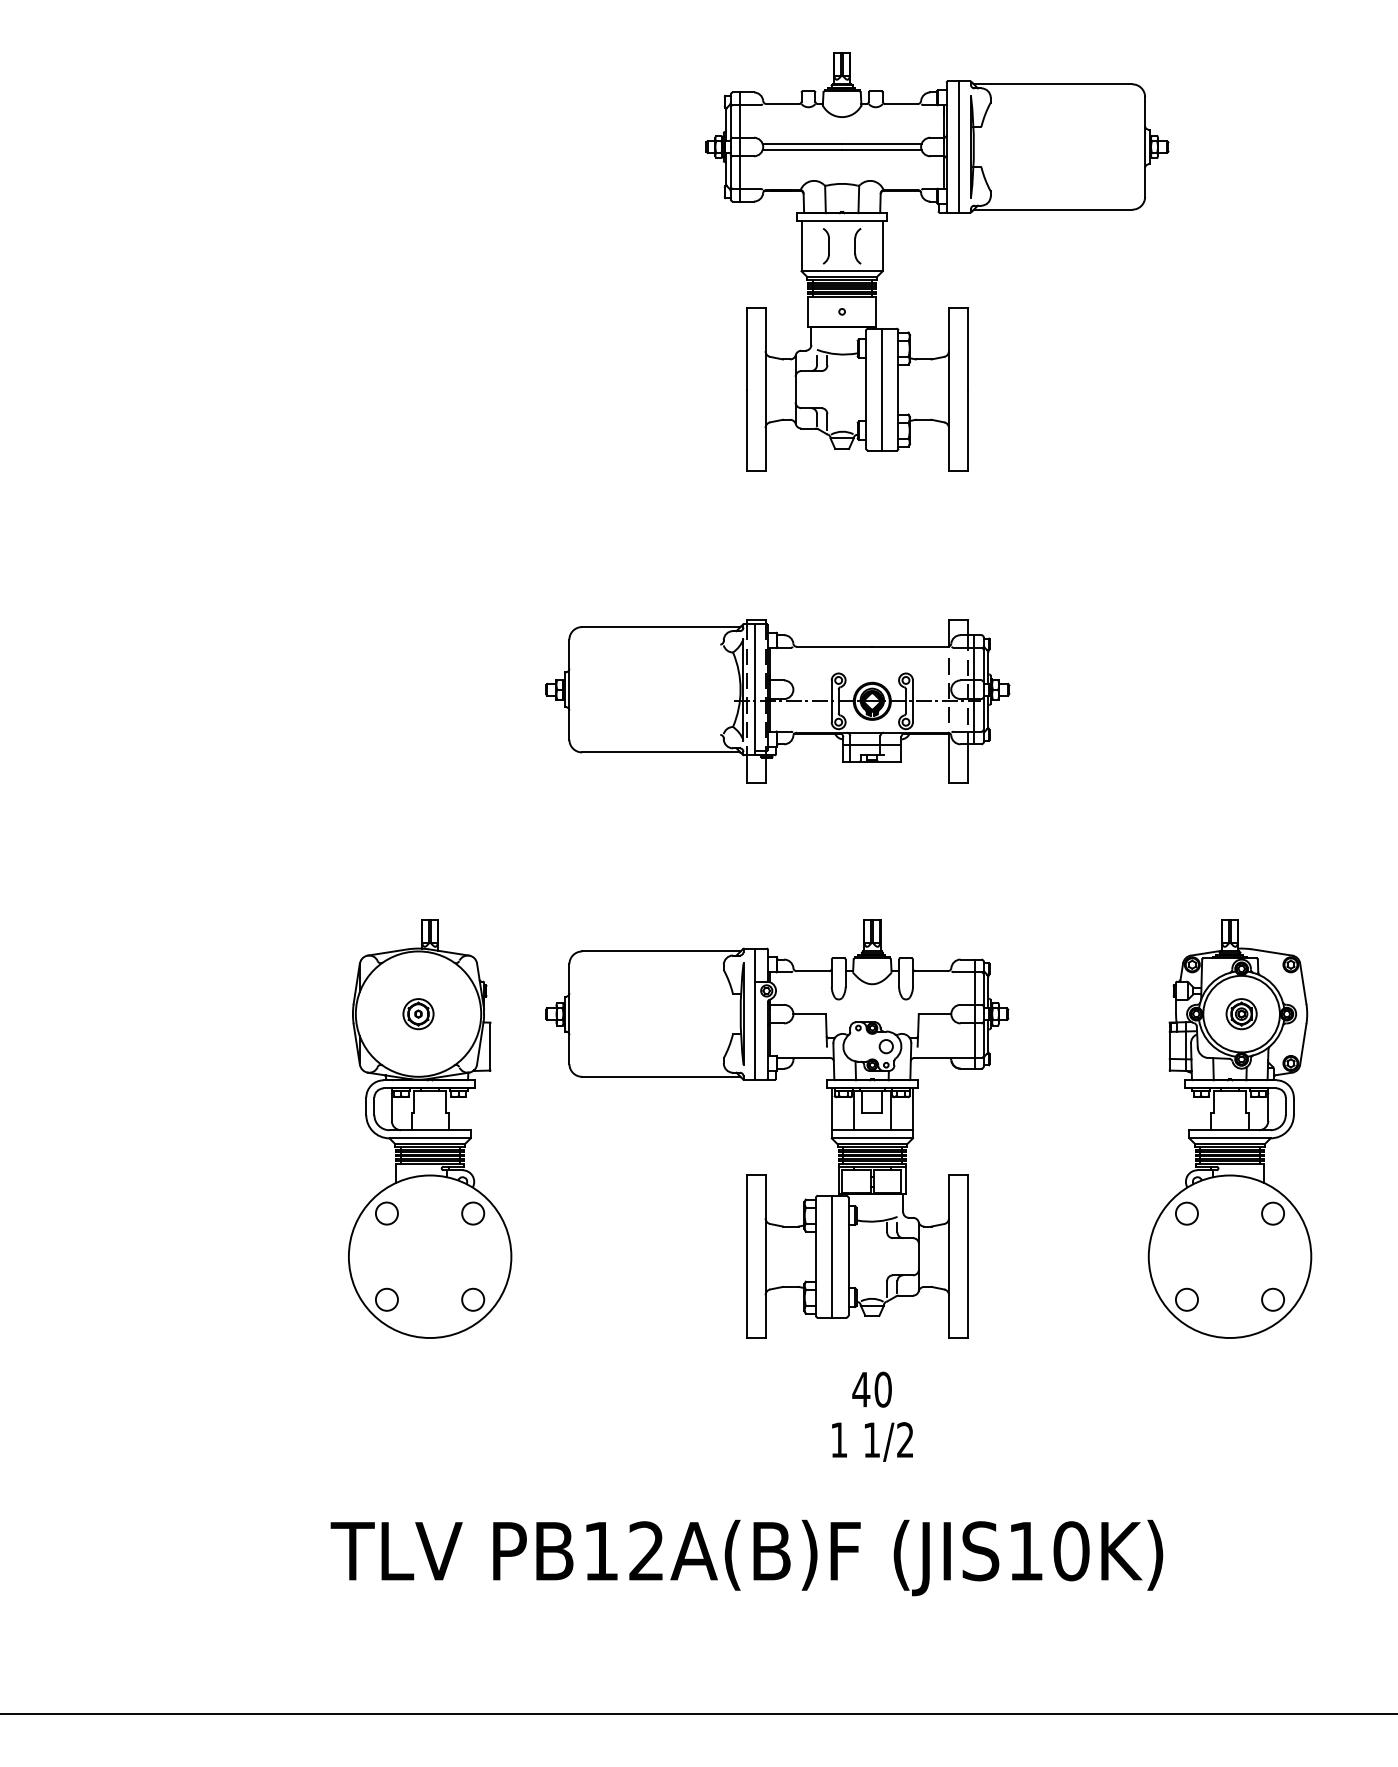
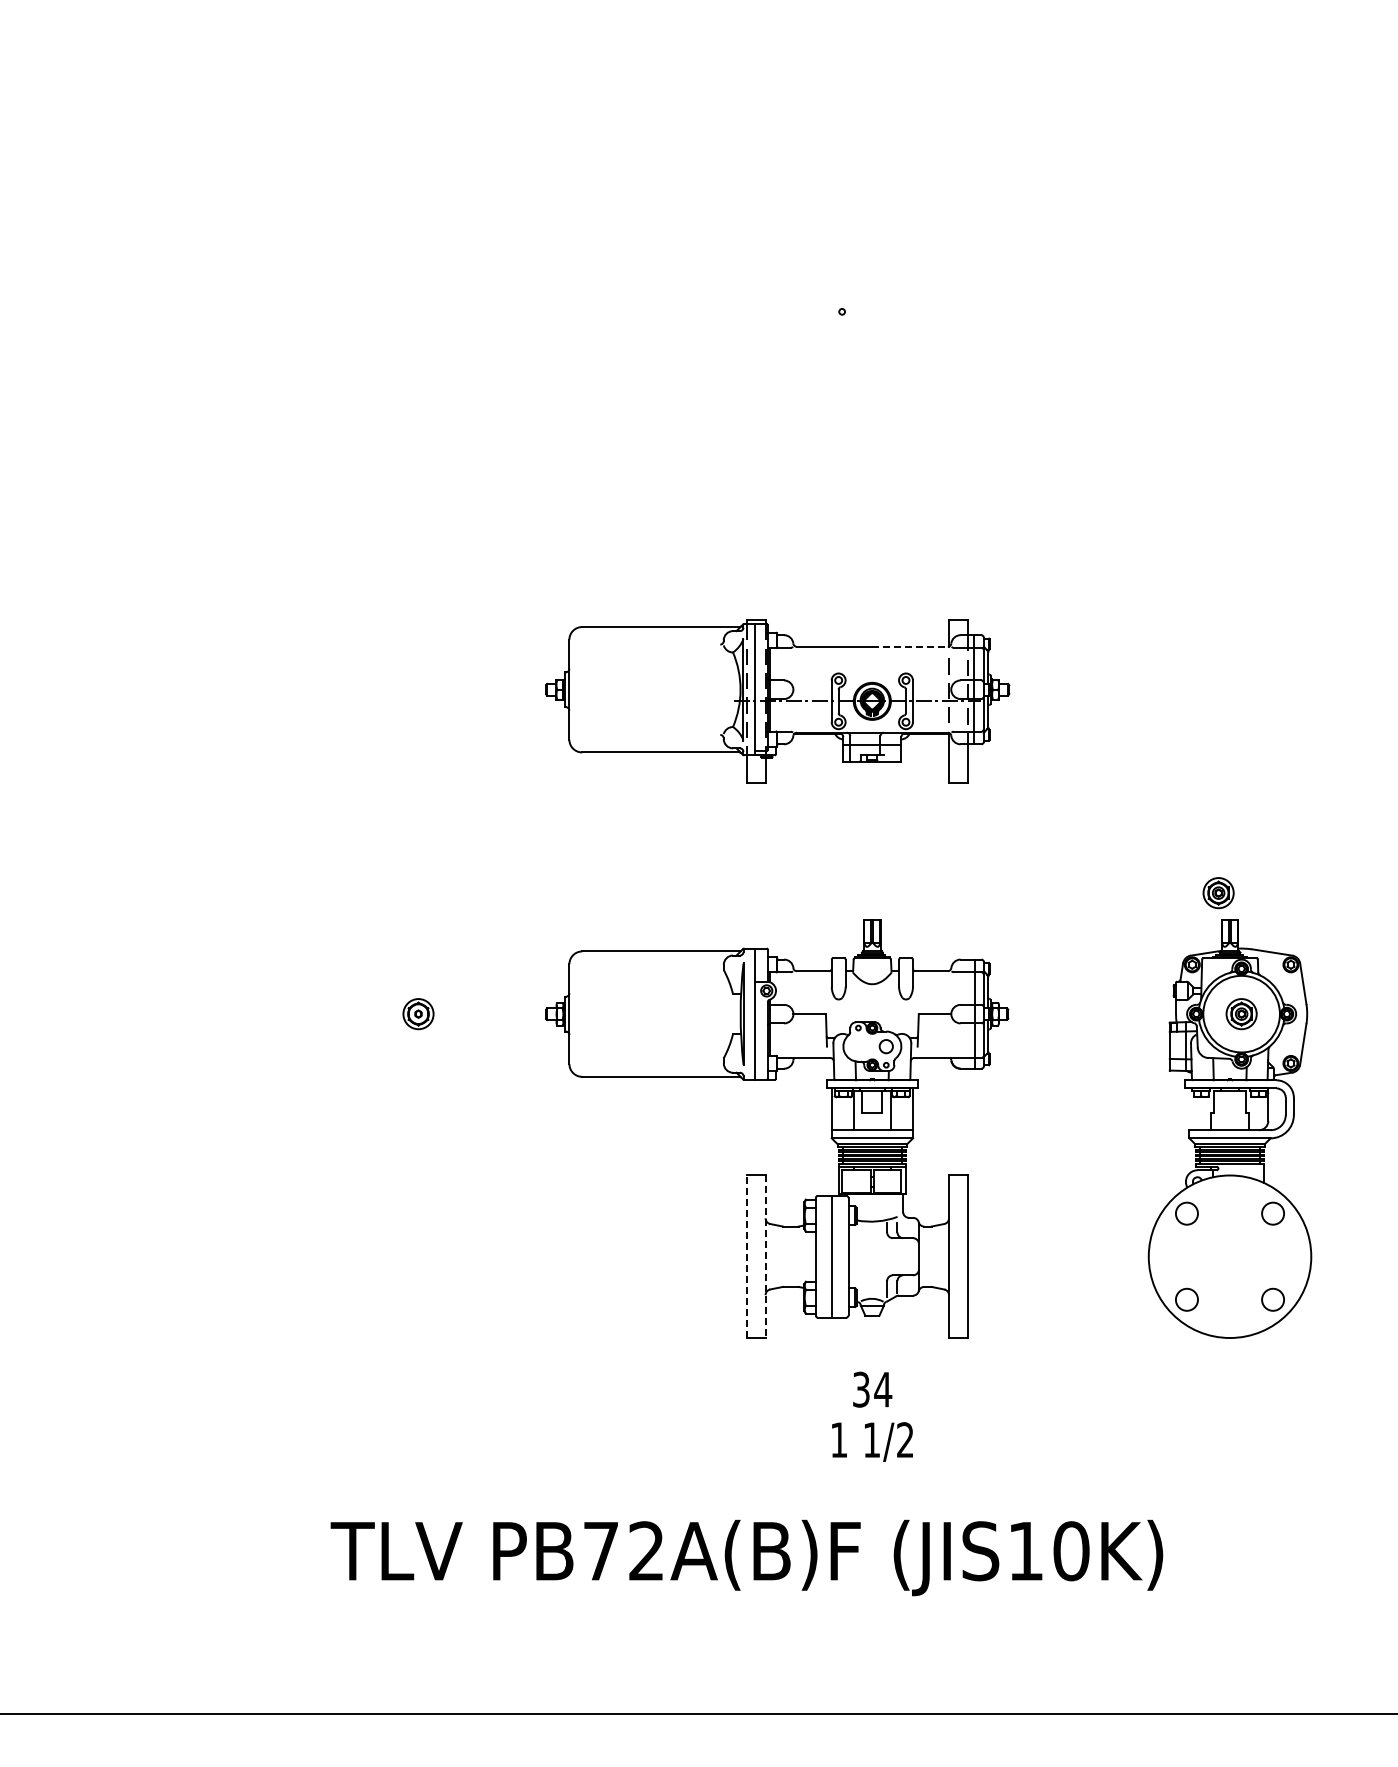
part: present -> none (948, 307)
line: solid -> dashed (910, 646)
part: none -> present (1218, 893)
part: present -> none (430, 1128)
line: solid -> dashed (747, 1256)
line: solid -> dashed (765, 1257)
text: 40 -> 34 (872, 1389)
text: PB12A(B)F -> PB72A(B)F (600, 1551)
